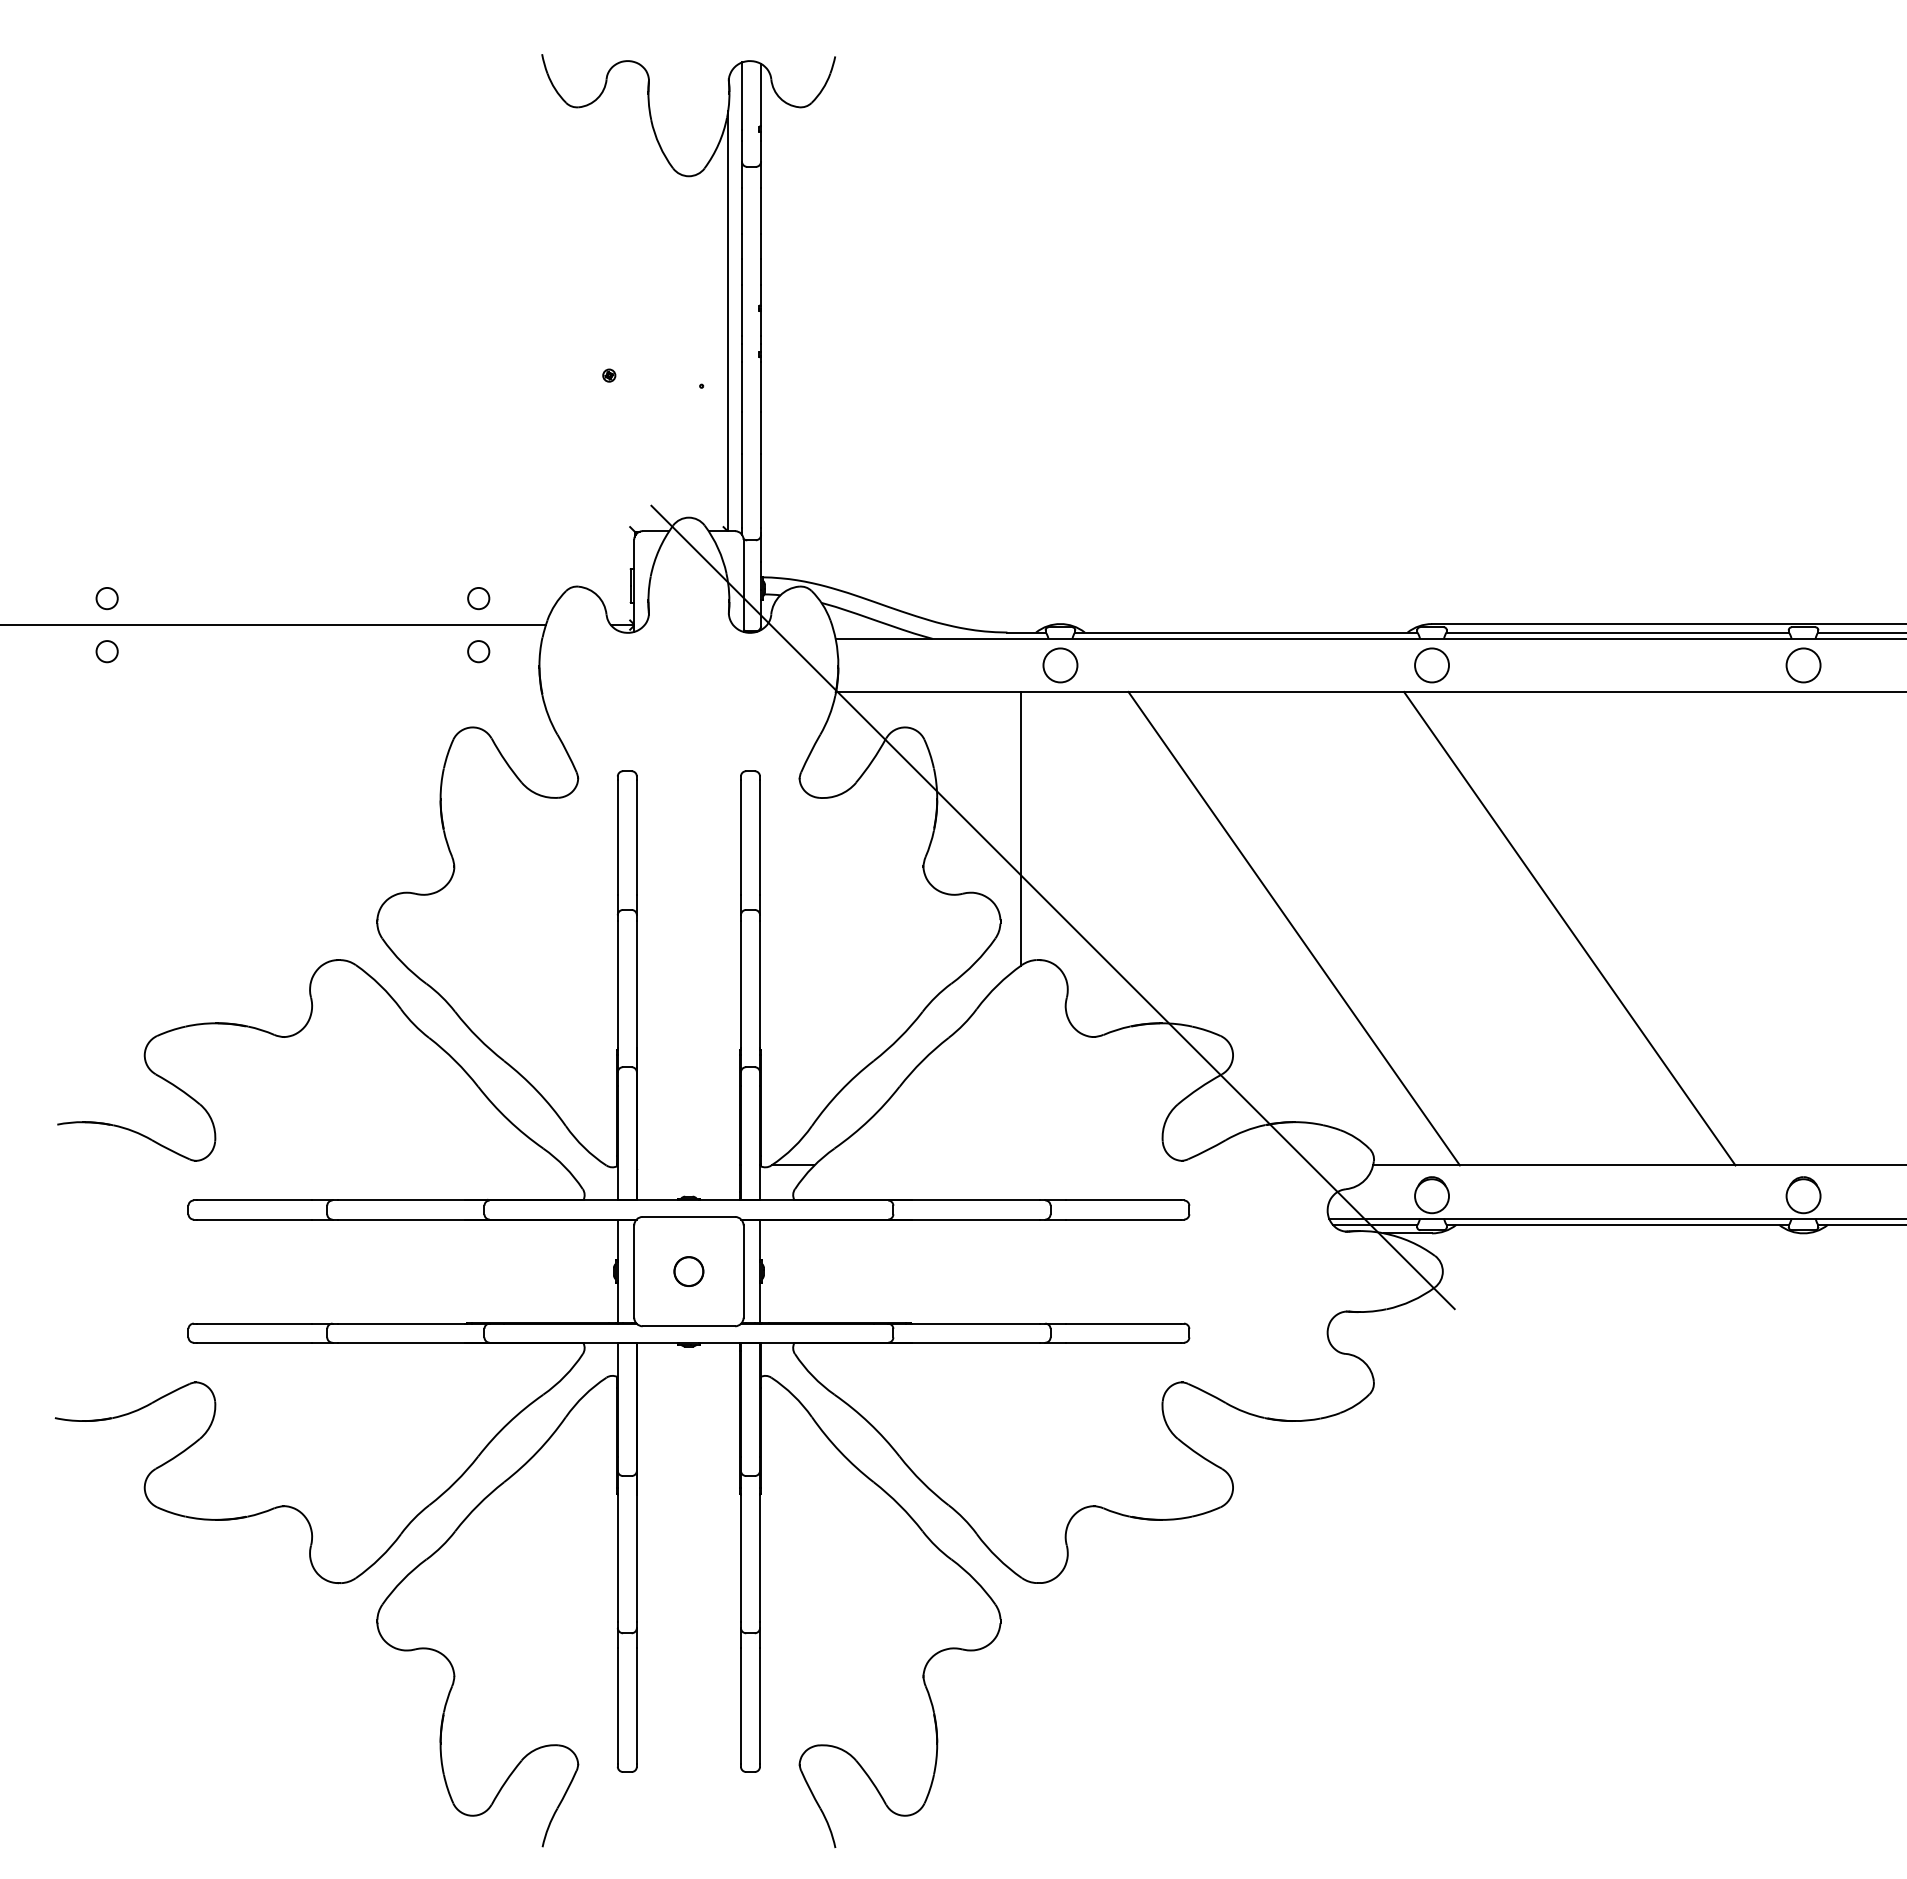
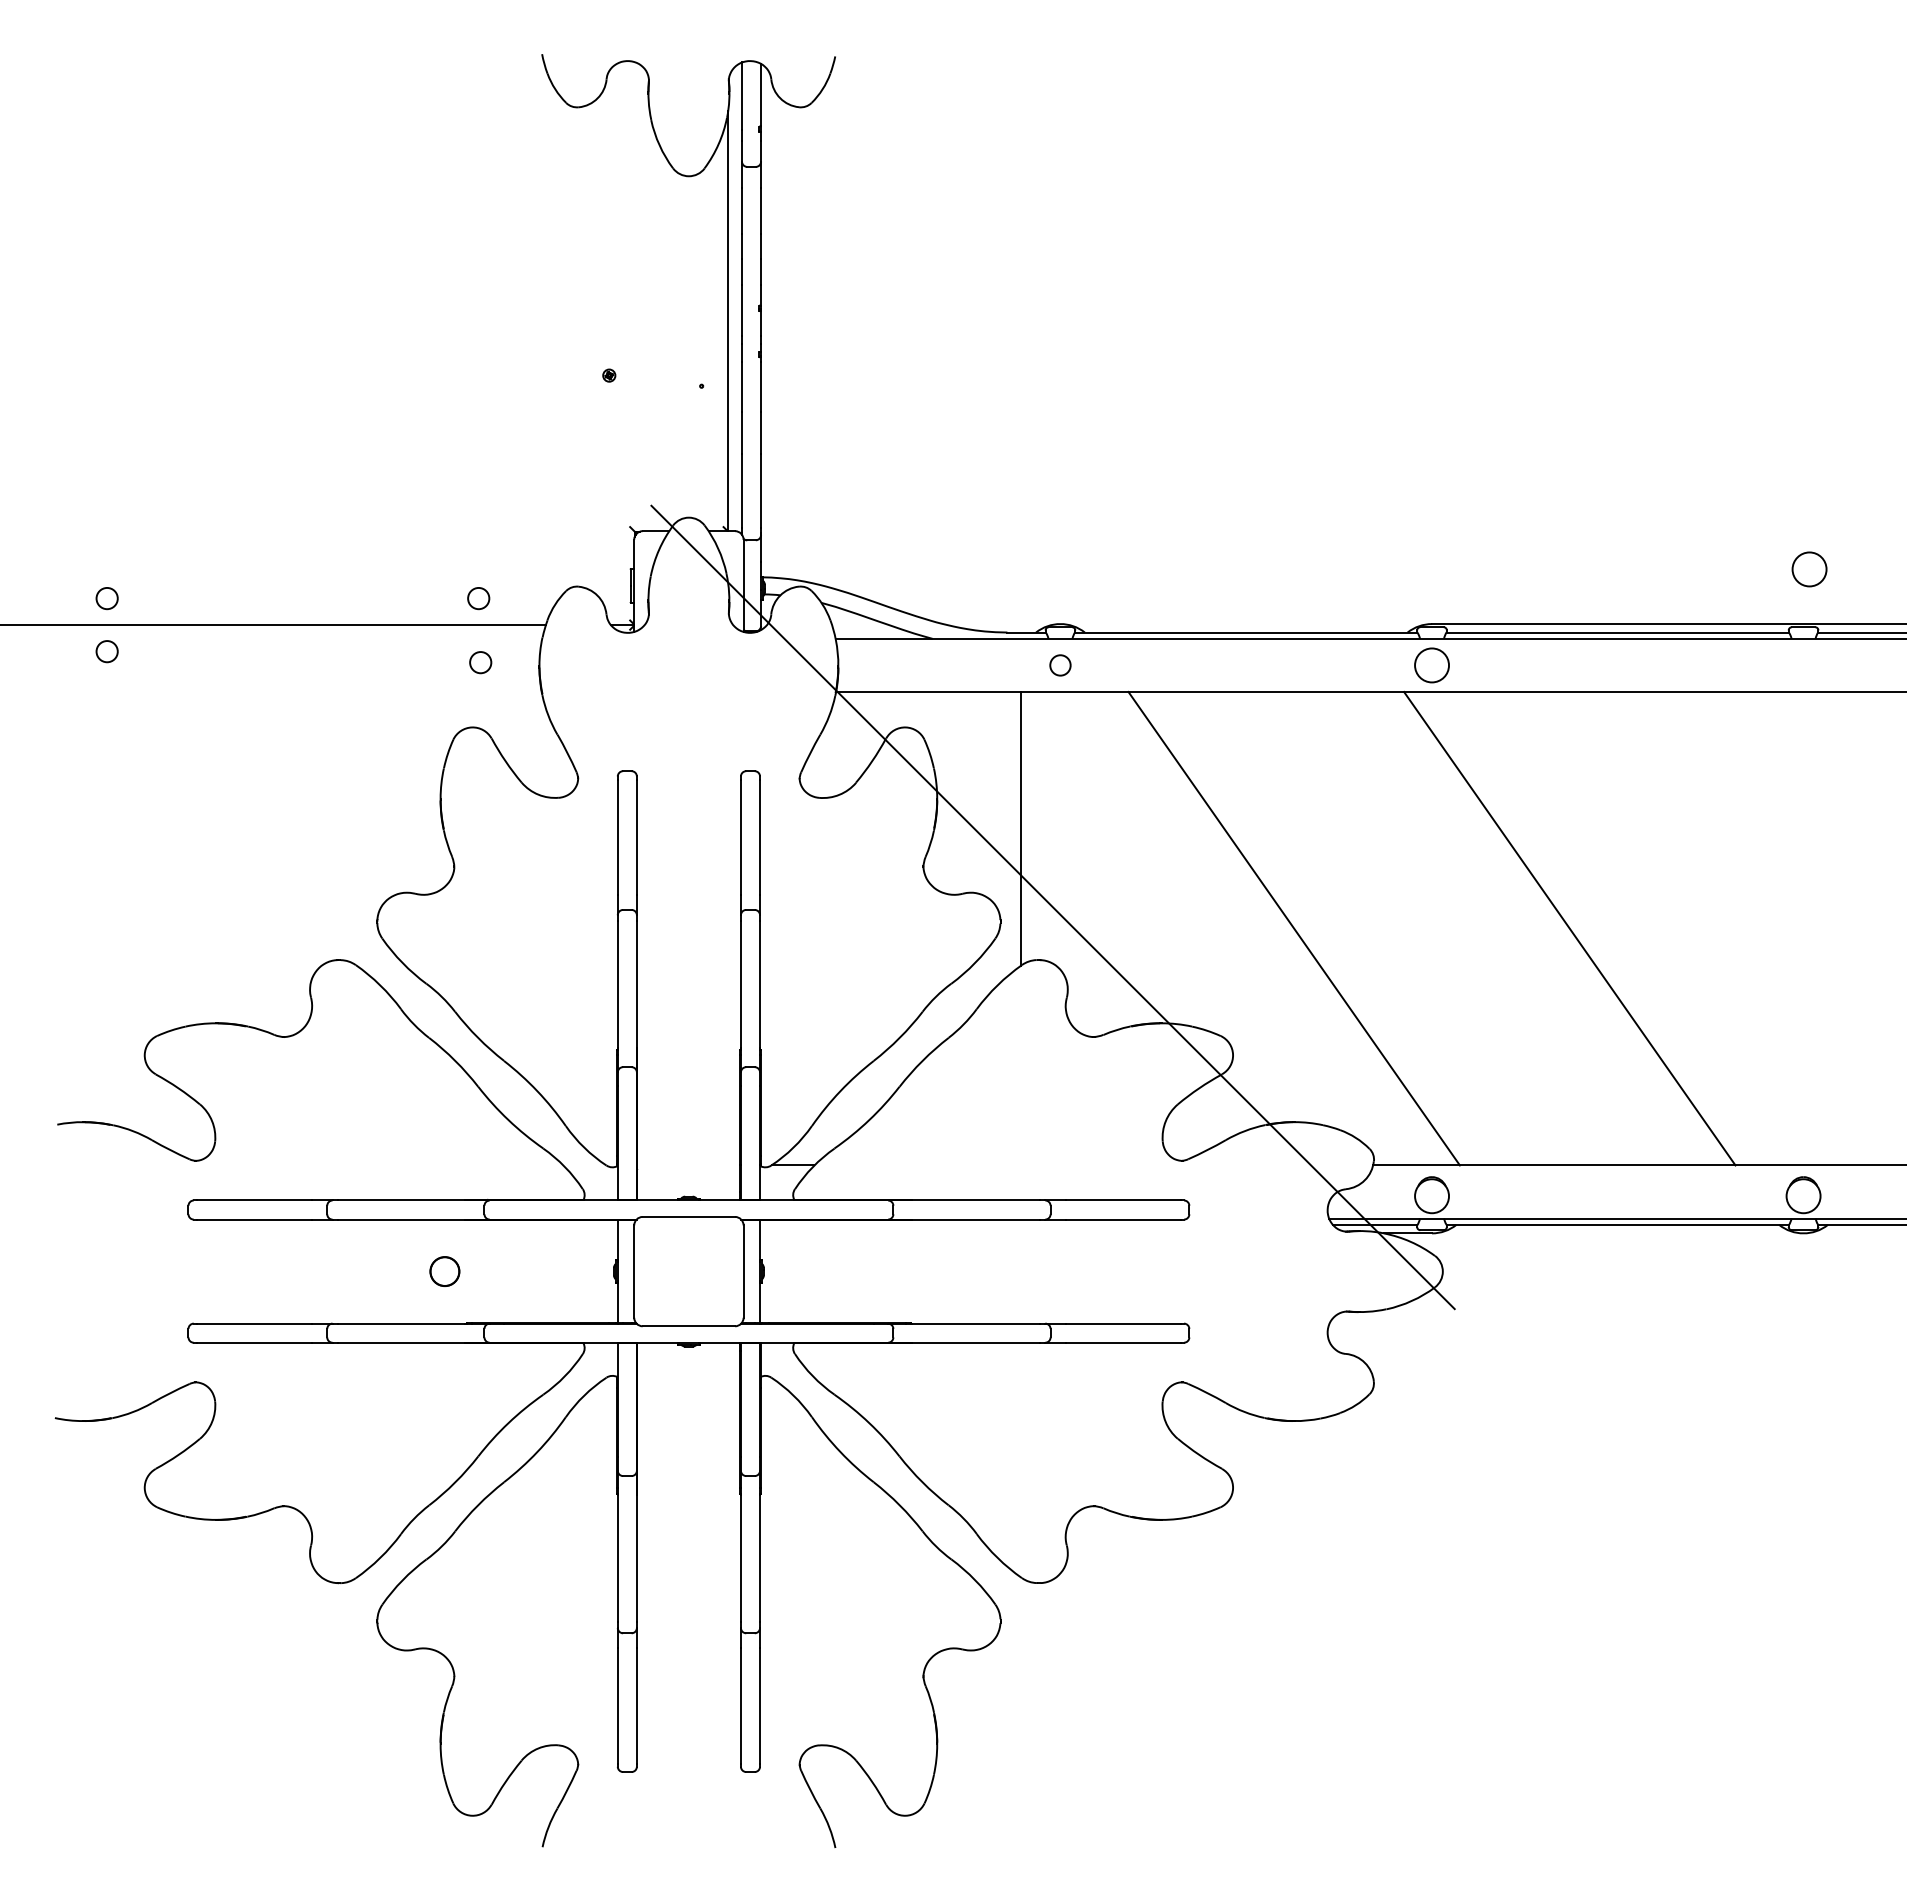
circle position: (478, 651) -> (480, 662) (480, 662)
circle diameter: 34 px -> 20 px (1060, 665)
circle position: (1803, 665) -> (1809, 569) (1809, 569)
circle position: (688, 1271) -> (444, 1271) (444, 1271)
